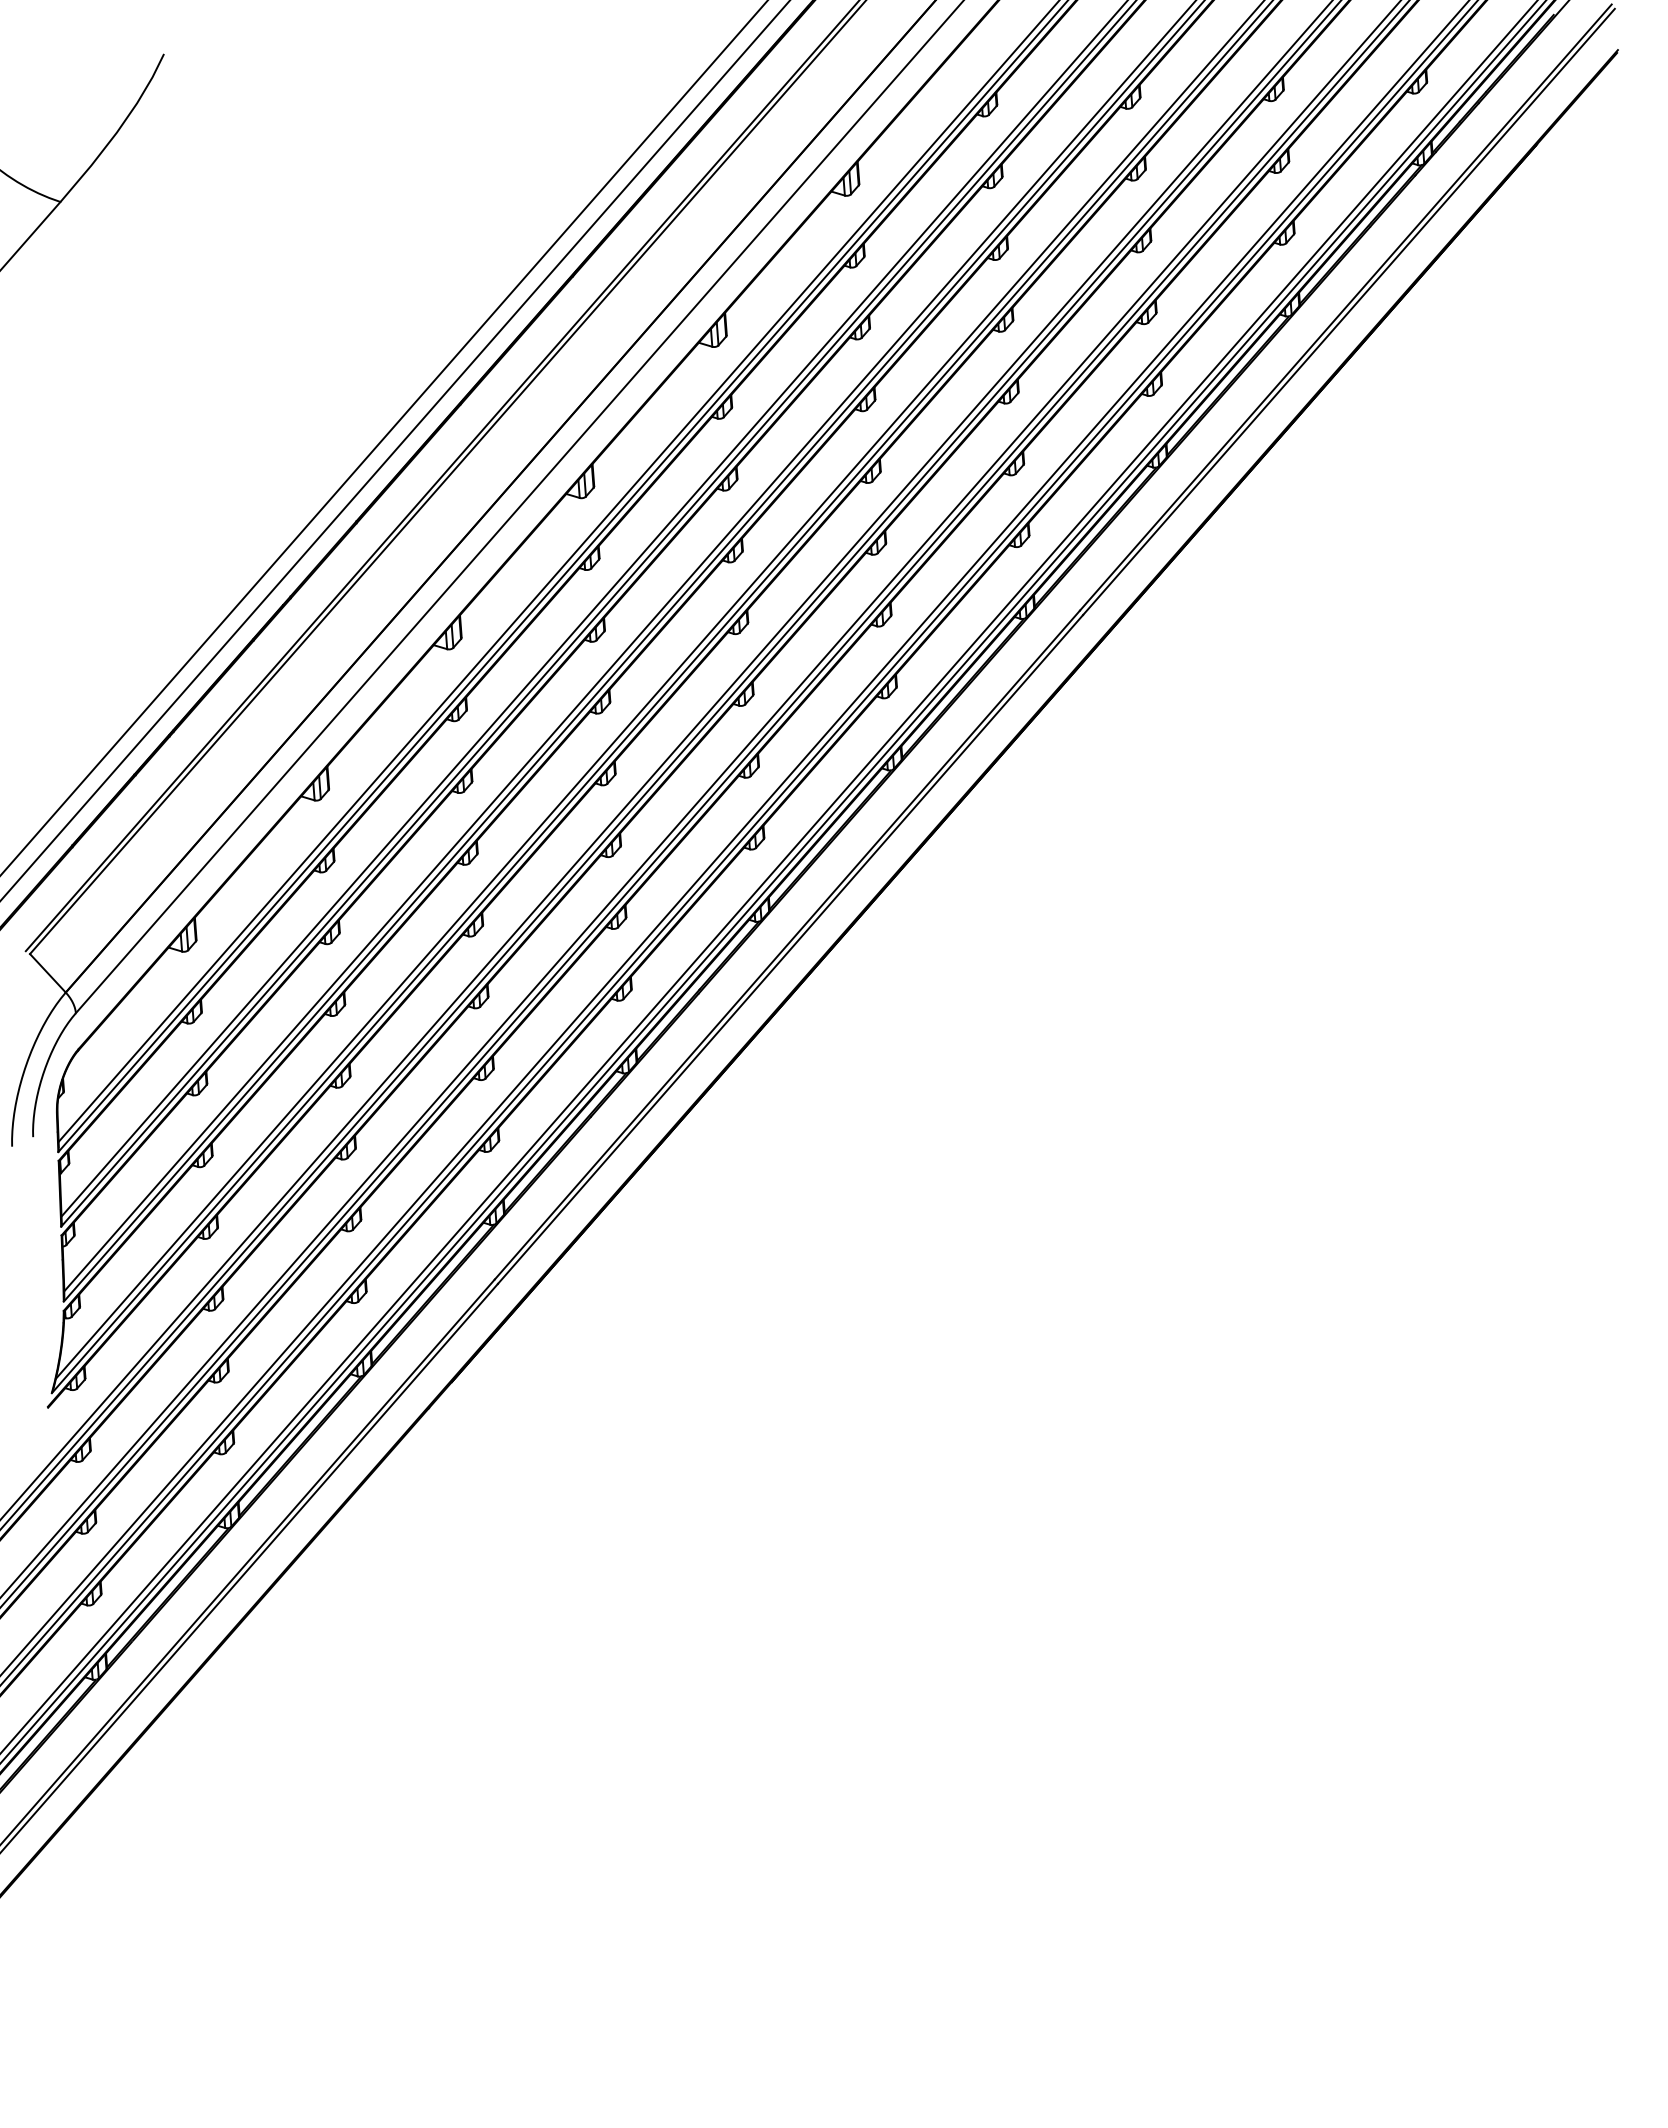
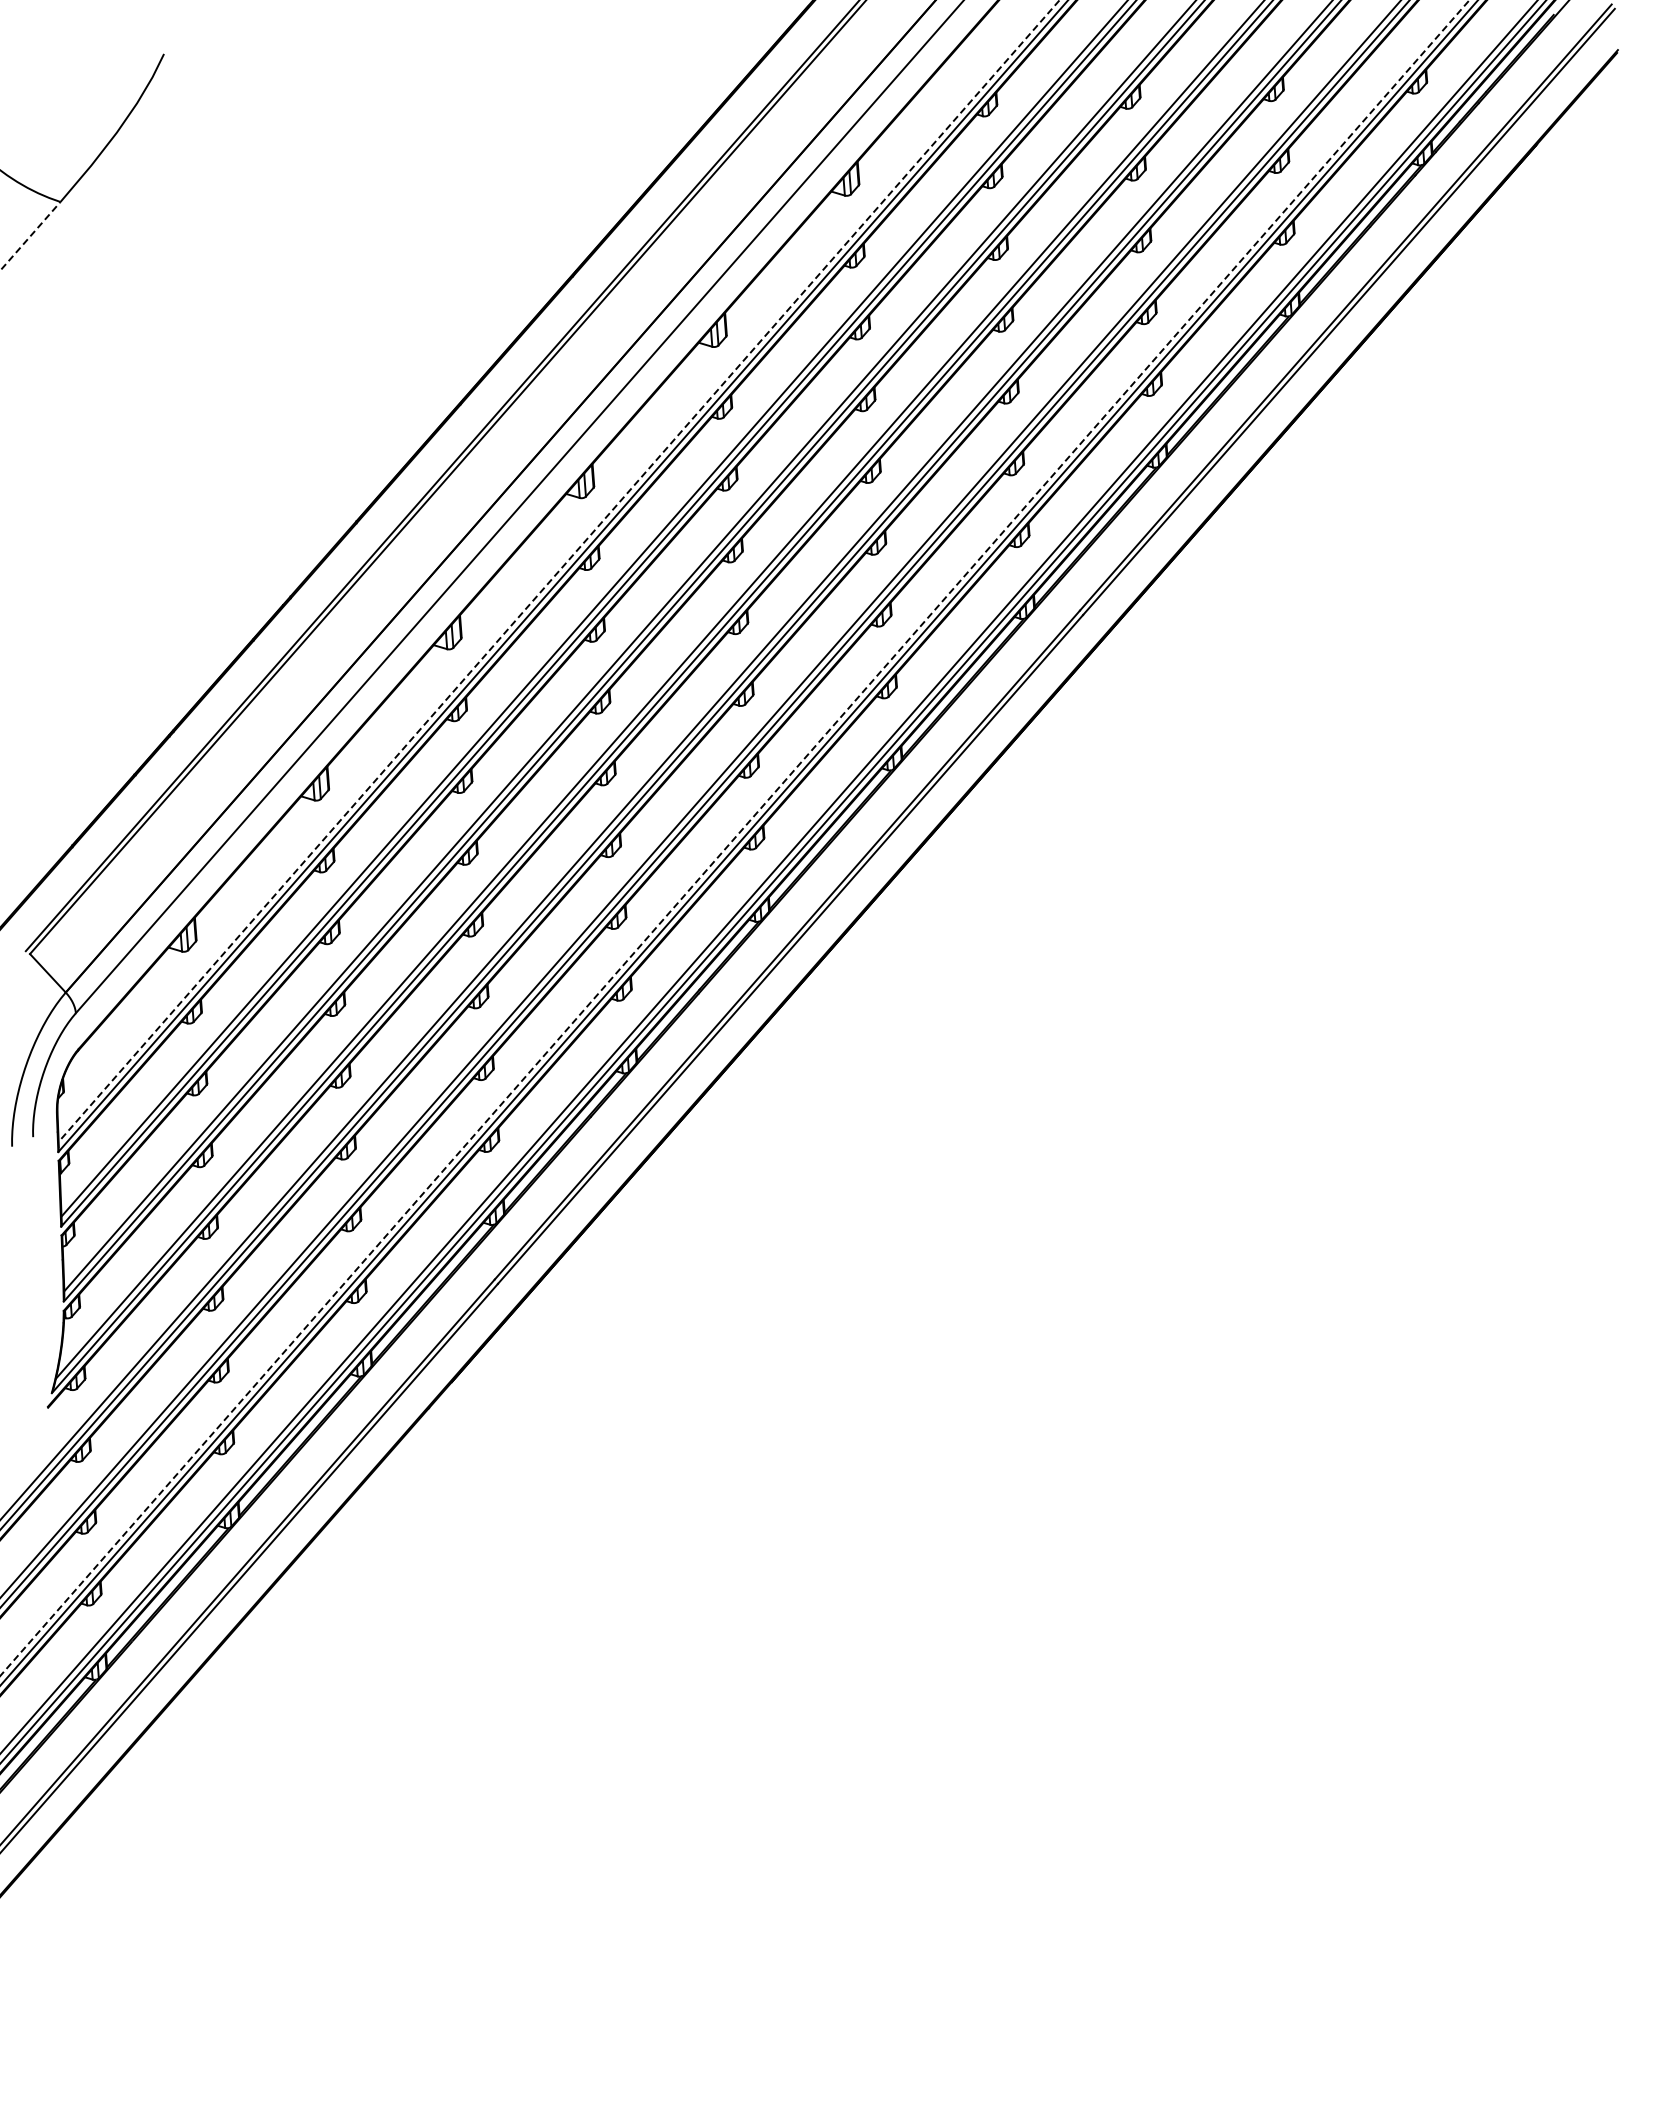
line: solid -> dashed (30, 235)
line: present -> none (383, 437)
line: present -> none (395, 450)
line: solid -> dashed (558, 571)
line: solid -> dashed (734, 838)
